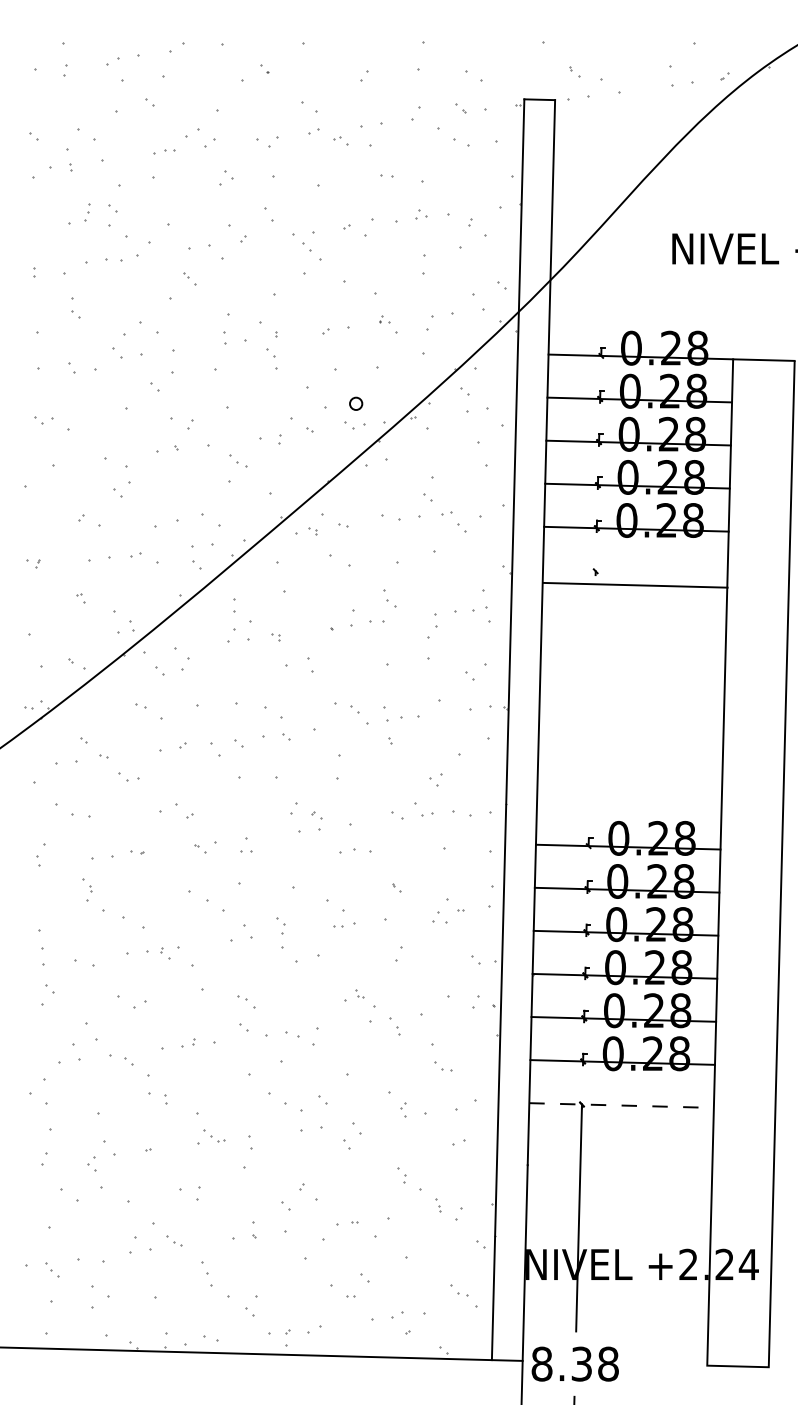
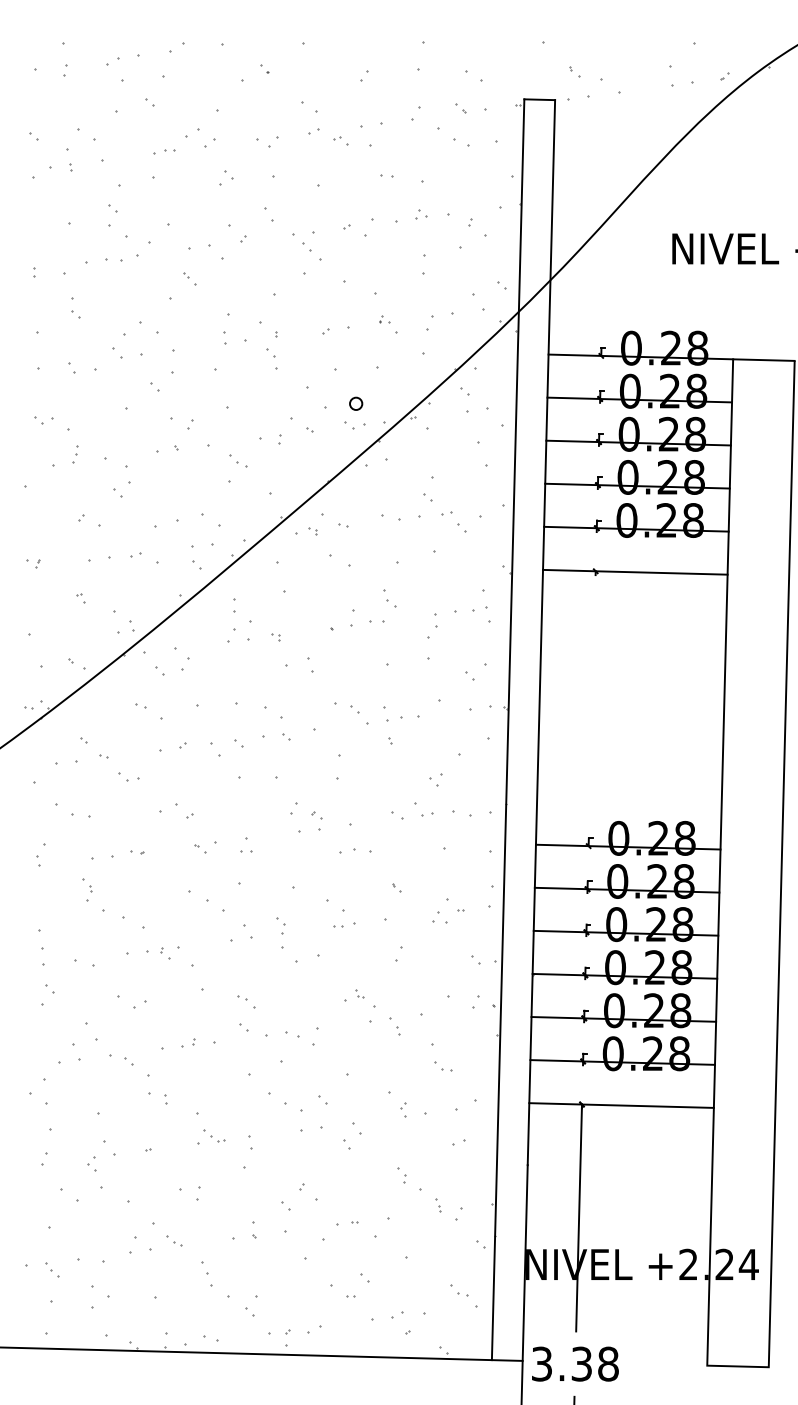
part position: (87, 212) -> (75, 454) (75, 454)
line position: (635, 584) -> (635, 571) (635, 571)
line: dashed -> solid (622, 1105)
text: 8.38 -> 3.38 (541, 1363)
